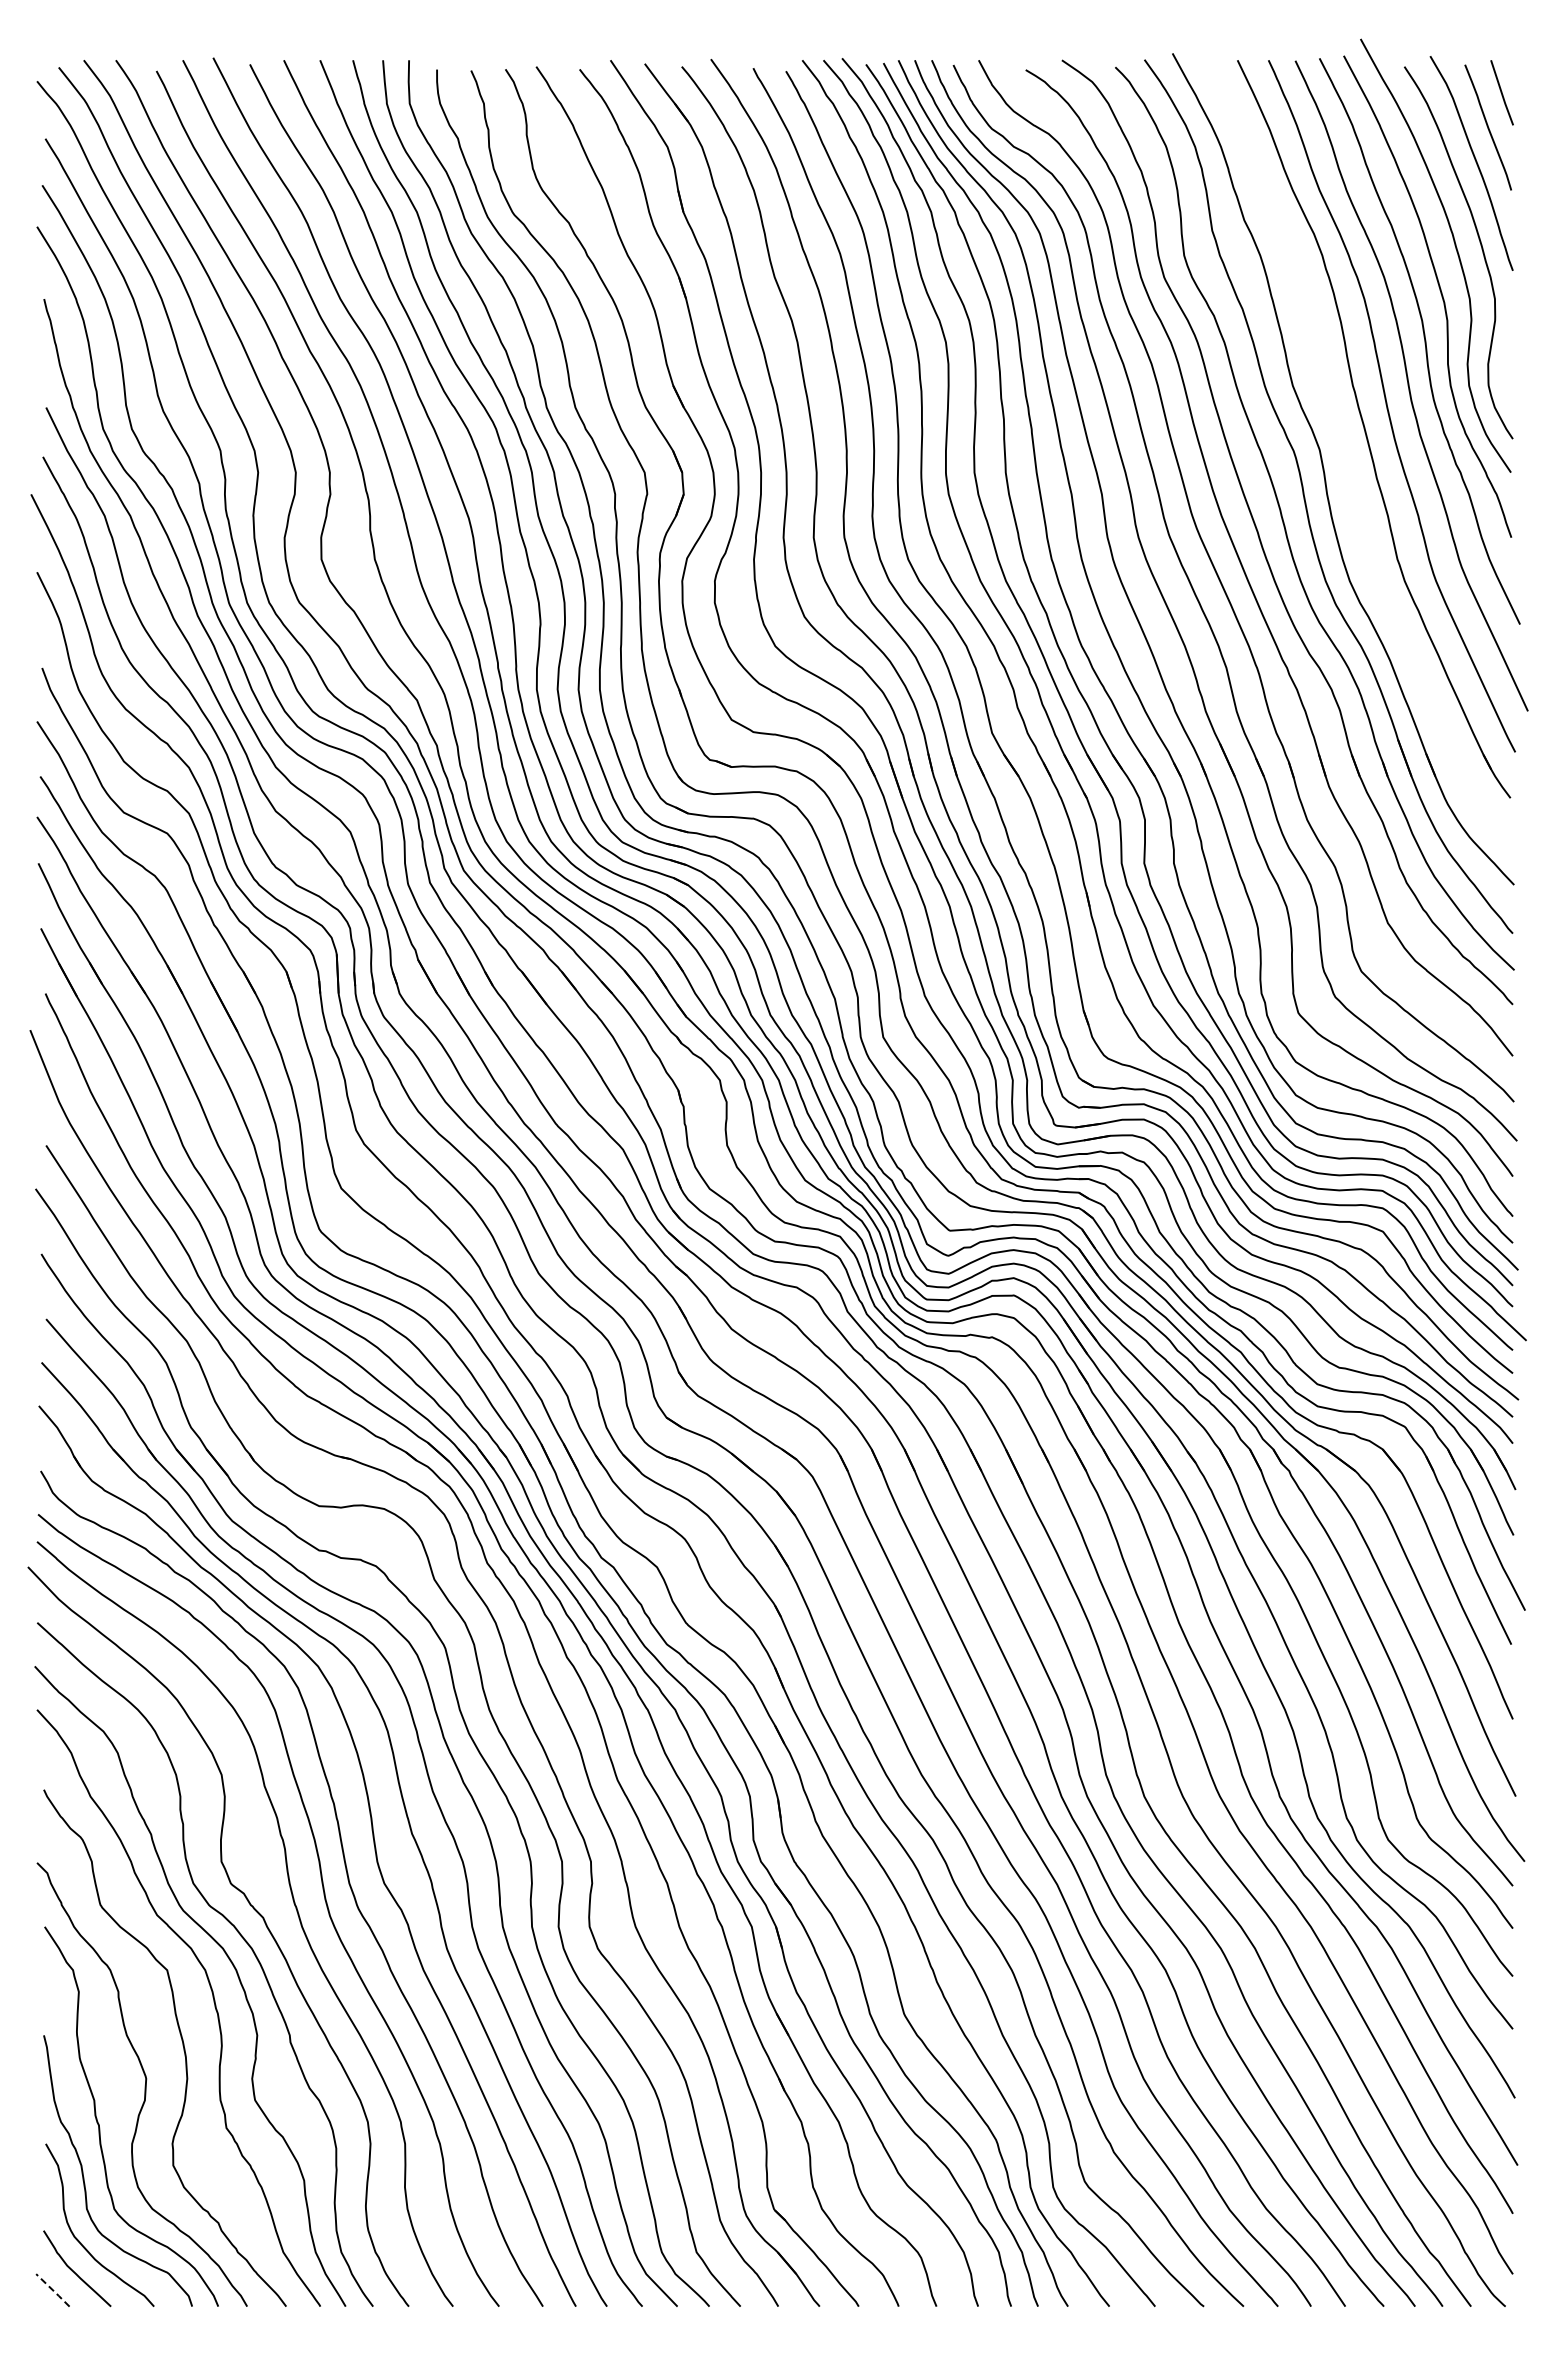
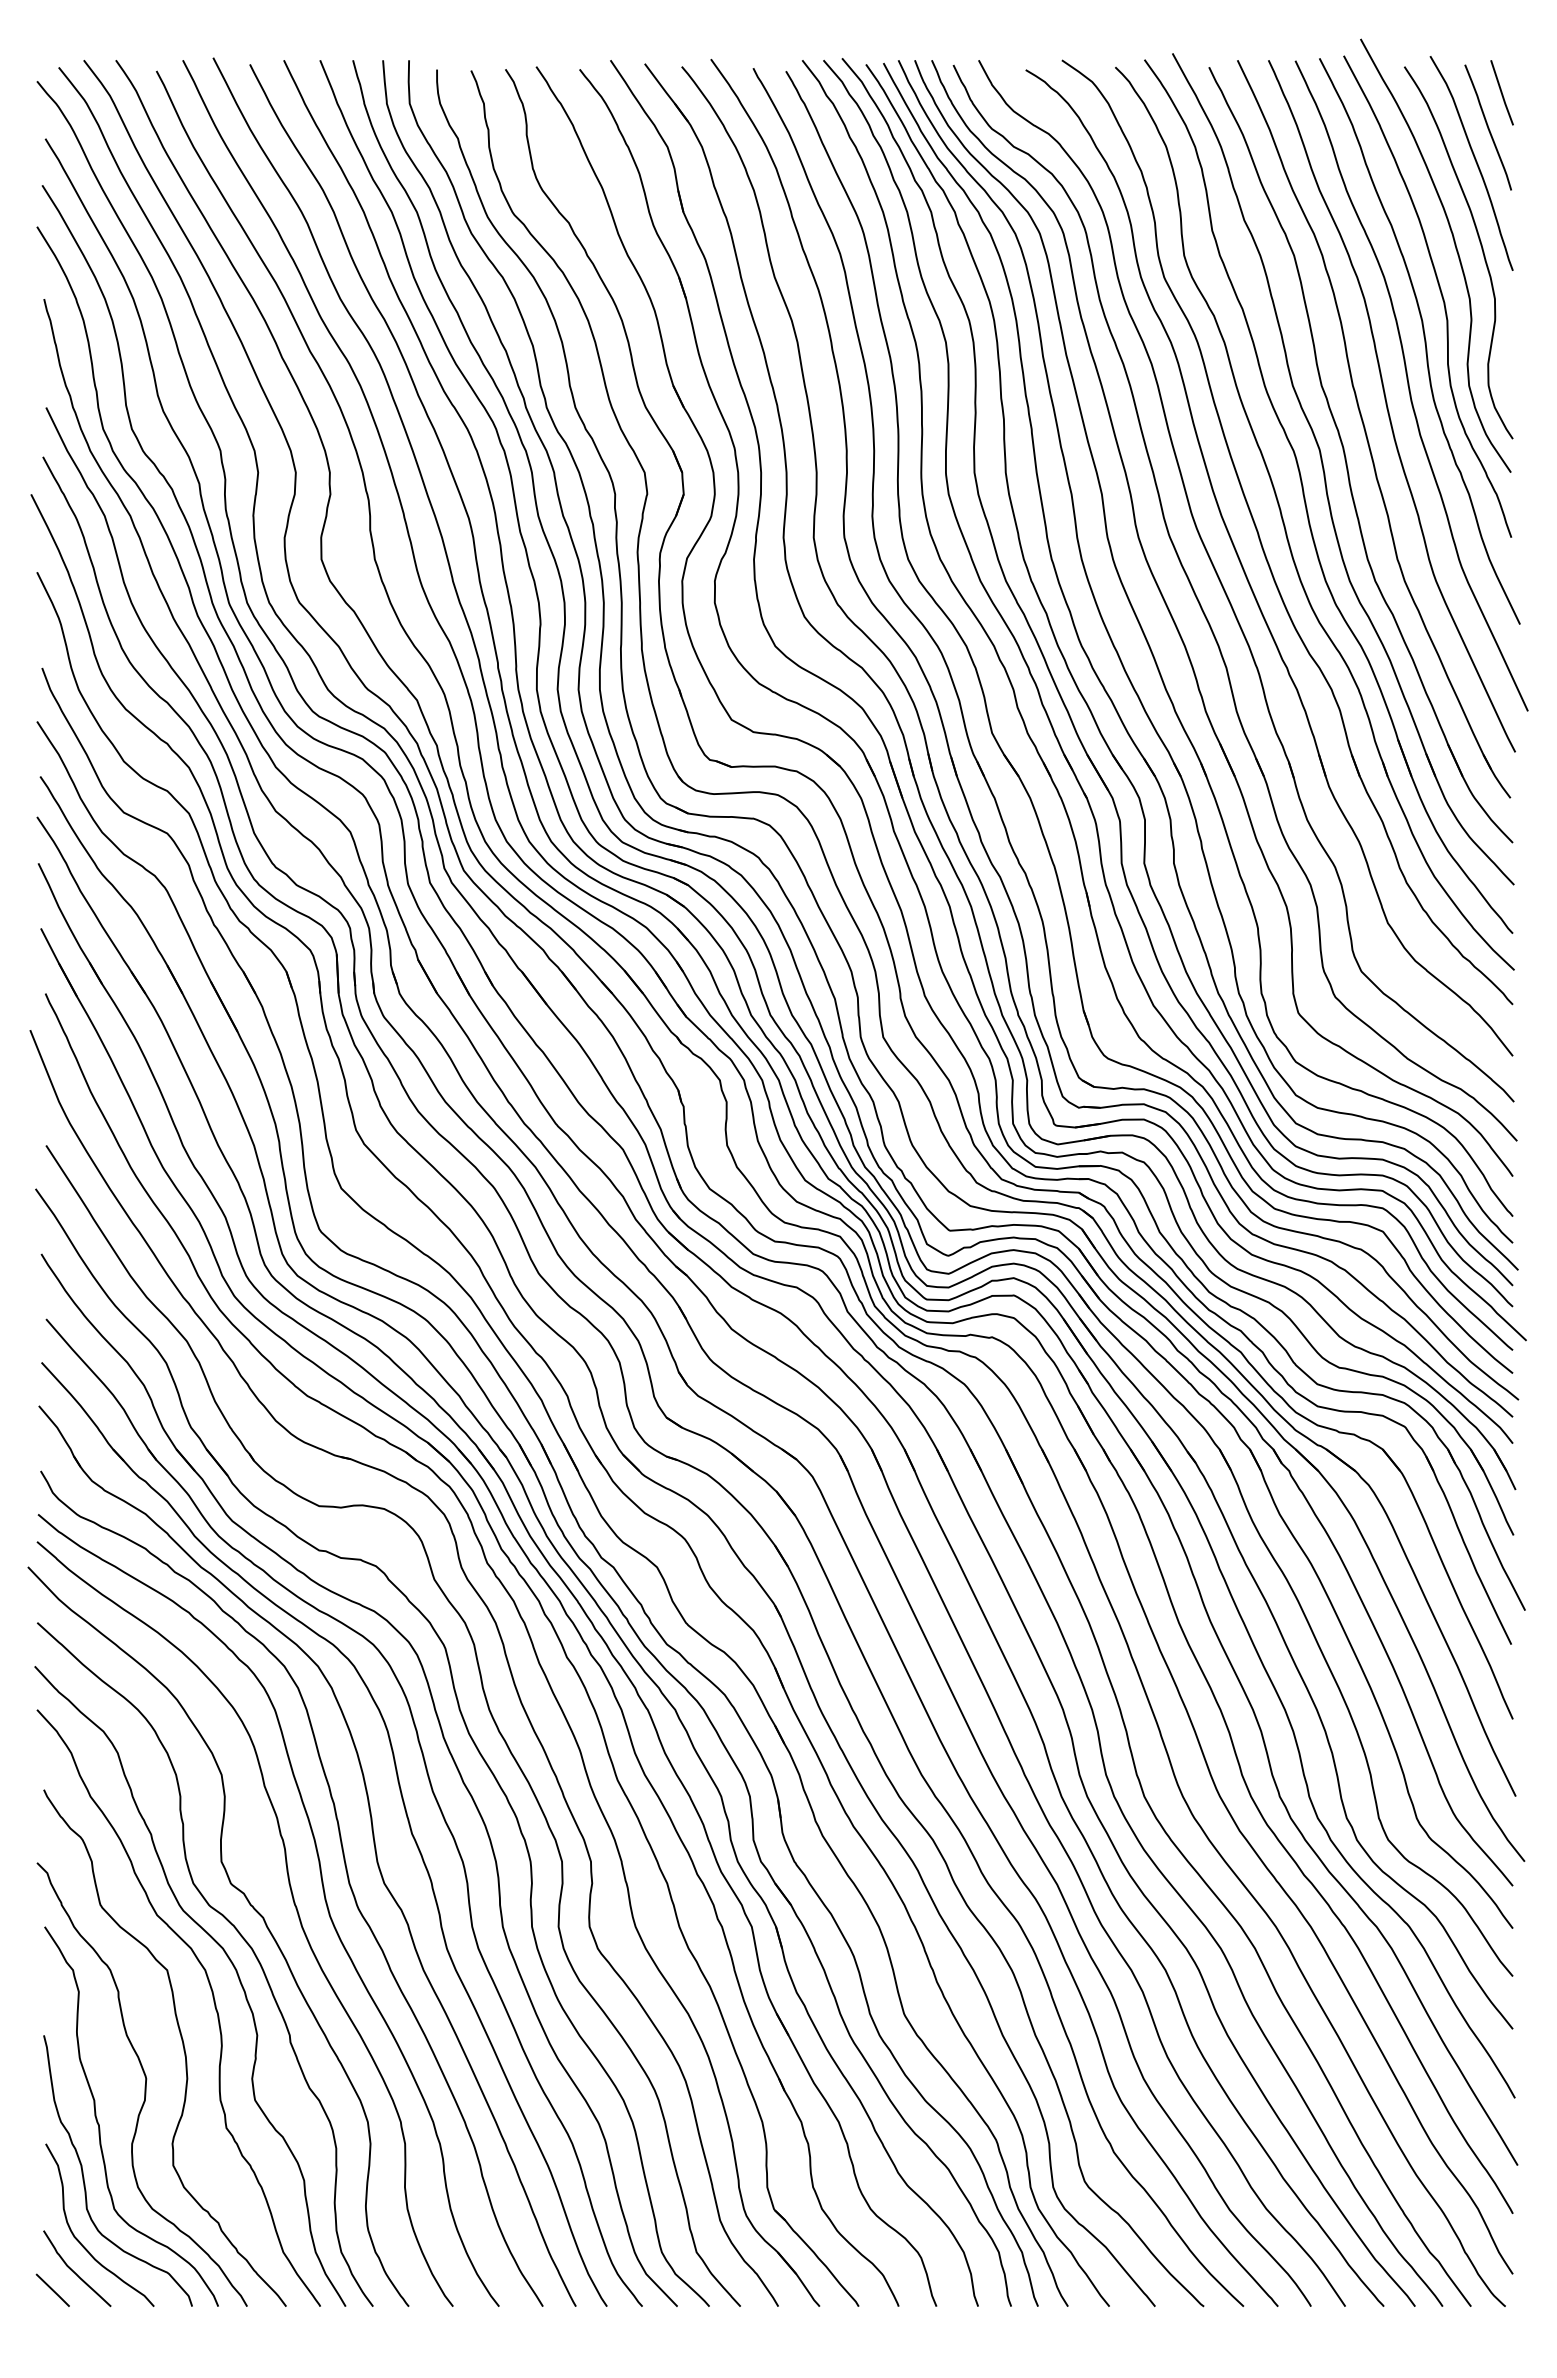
part: none -> present (1346, 457)
line: dashed -> solid (53, 2290)
